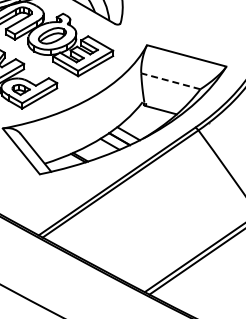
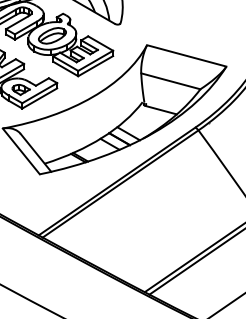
line: dashed -> solid (170, 81)
line: none -> present (227, 305)
